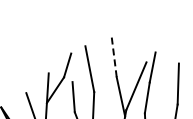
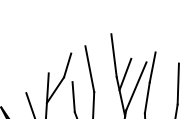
line: dashed -> solid (114, 55)
line: none -> present (125, 74)
